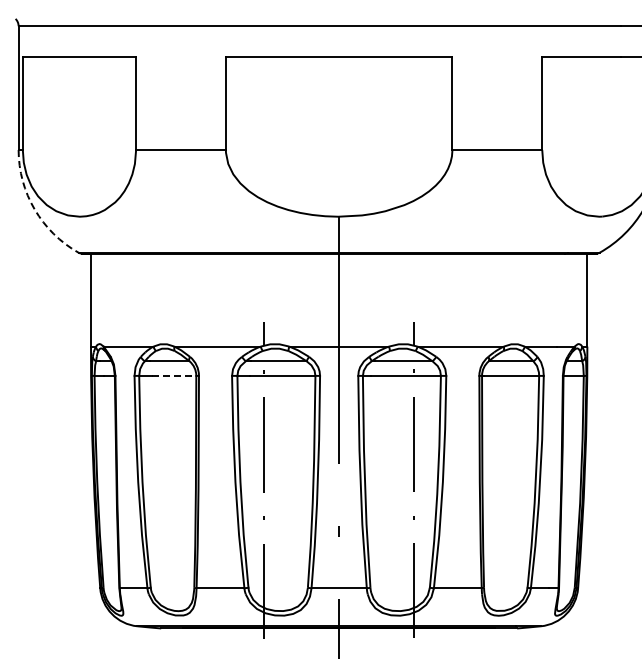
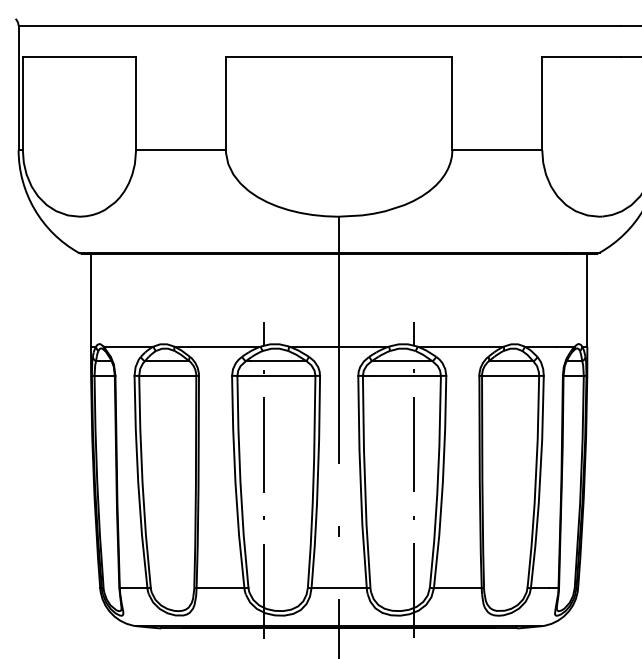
arc: dashed -> solid (34, 209)
line: dashed -> solid (174, 375)
